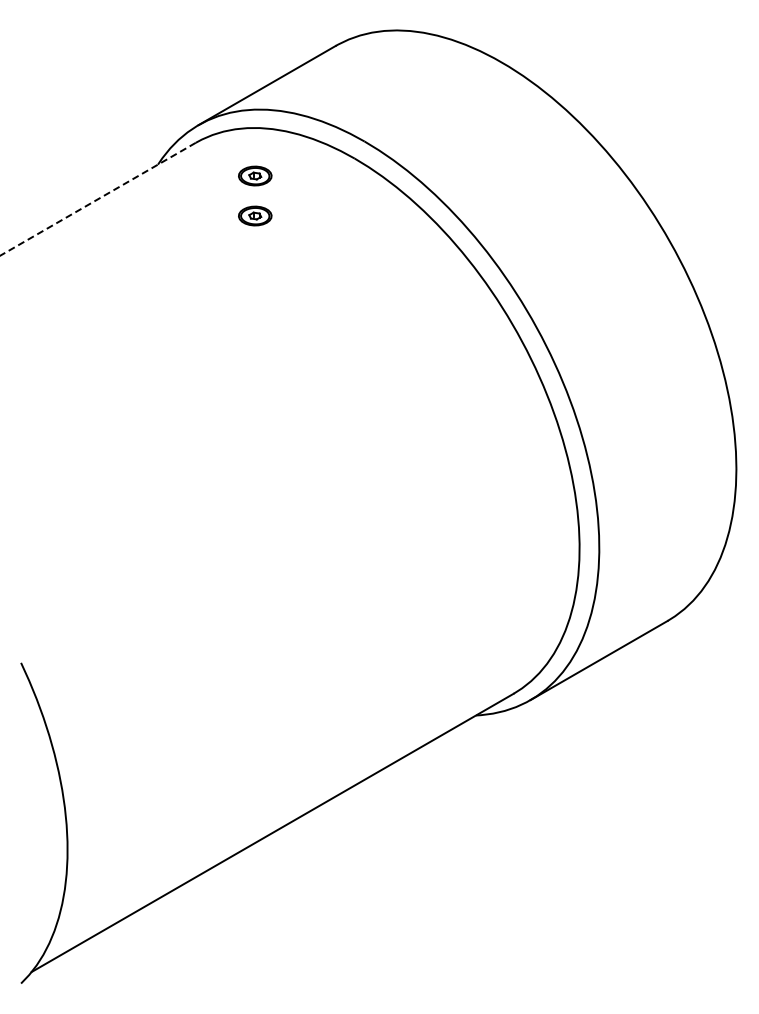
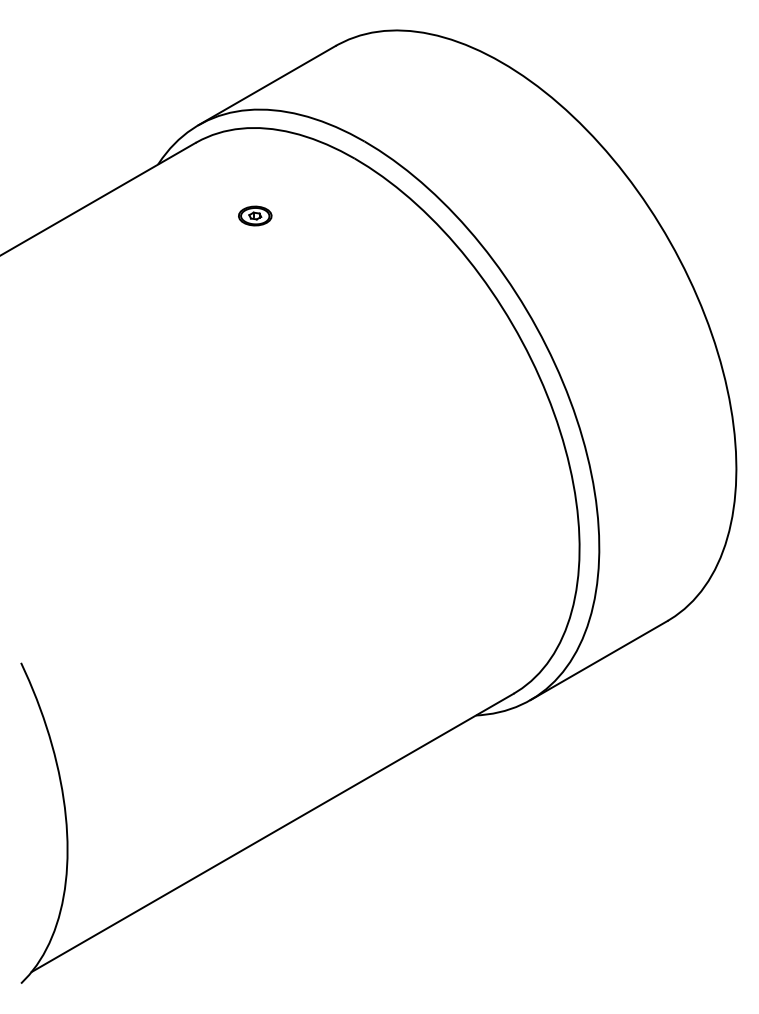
part: present -> none (255, 175)
line: dashed -> solid (97, 199)
